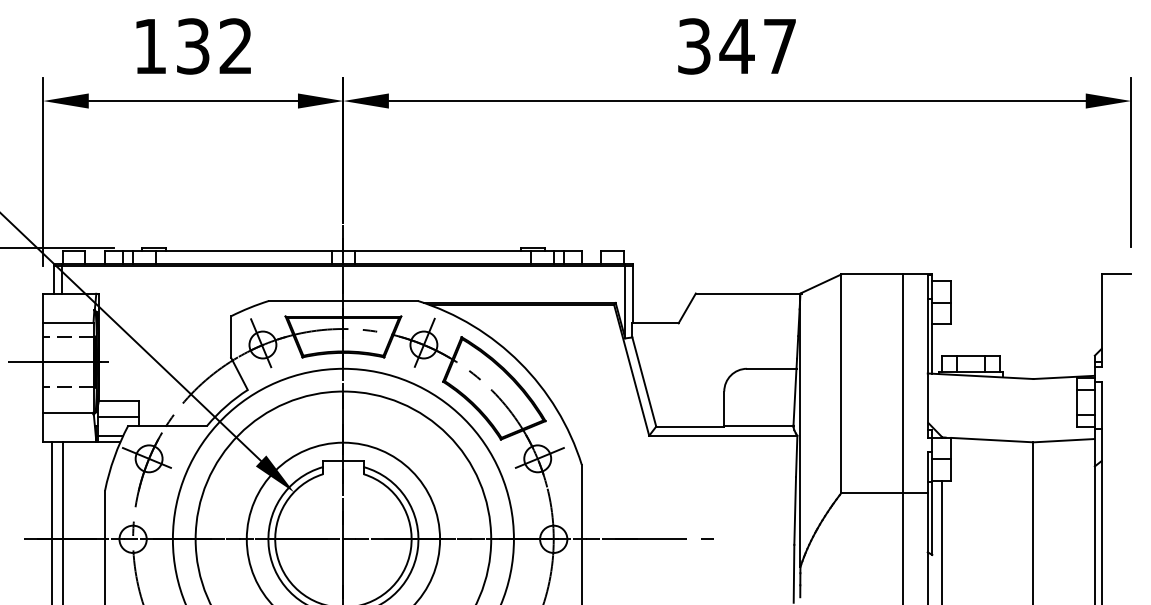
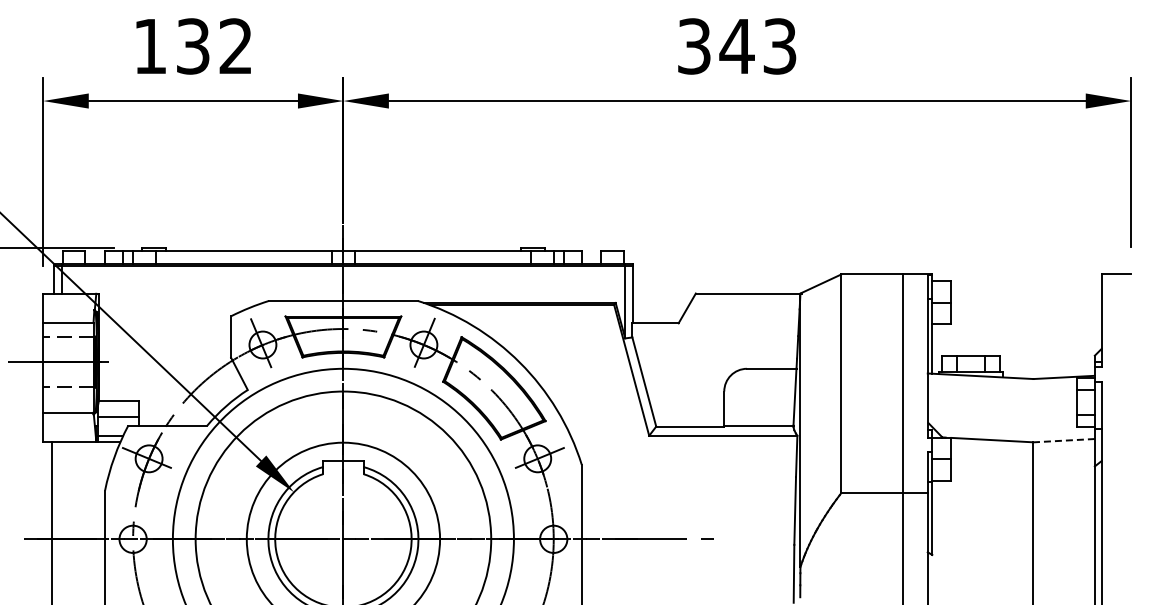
text: 347 -> 343 (779, 46)
line: solid -> dashed (1064, 440)
line: present -> none (63, 521)
line: present -> none (942, 540)
